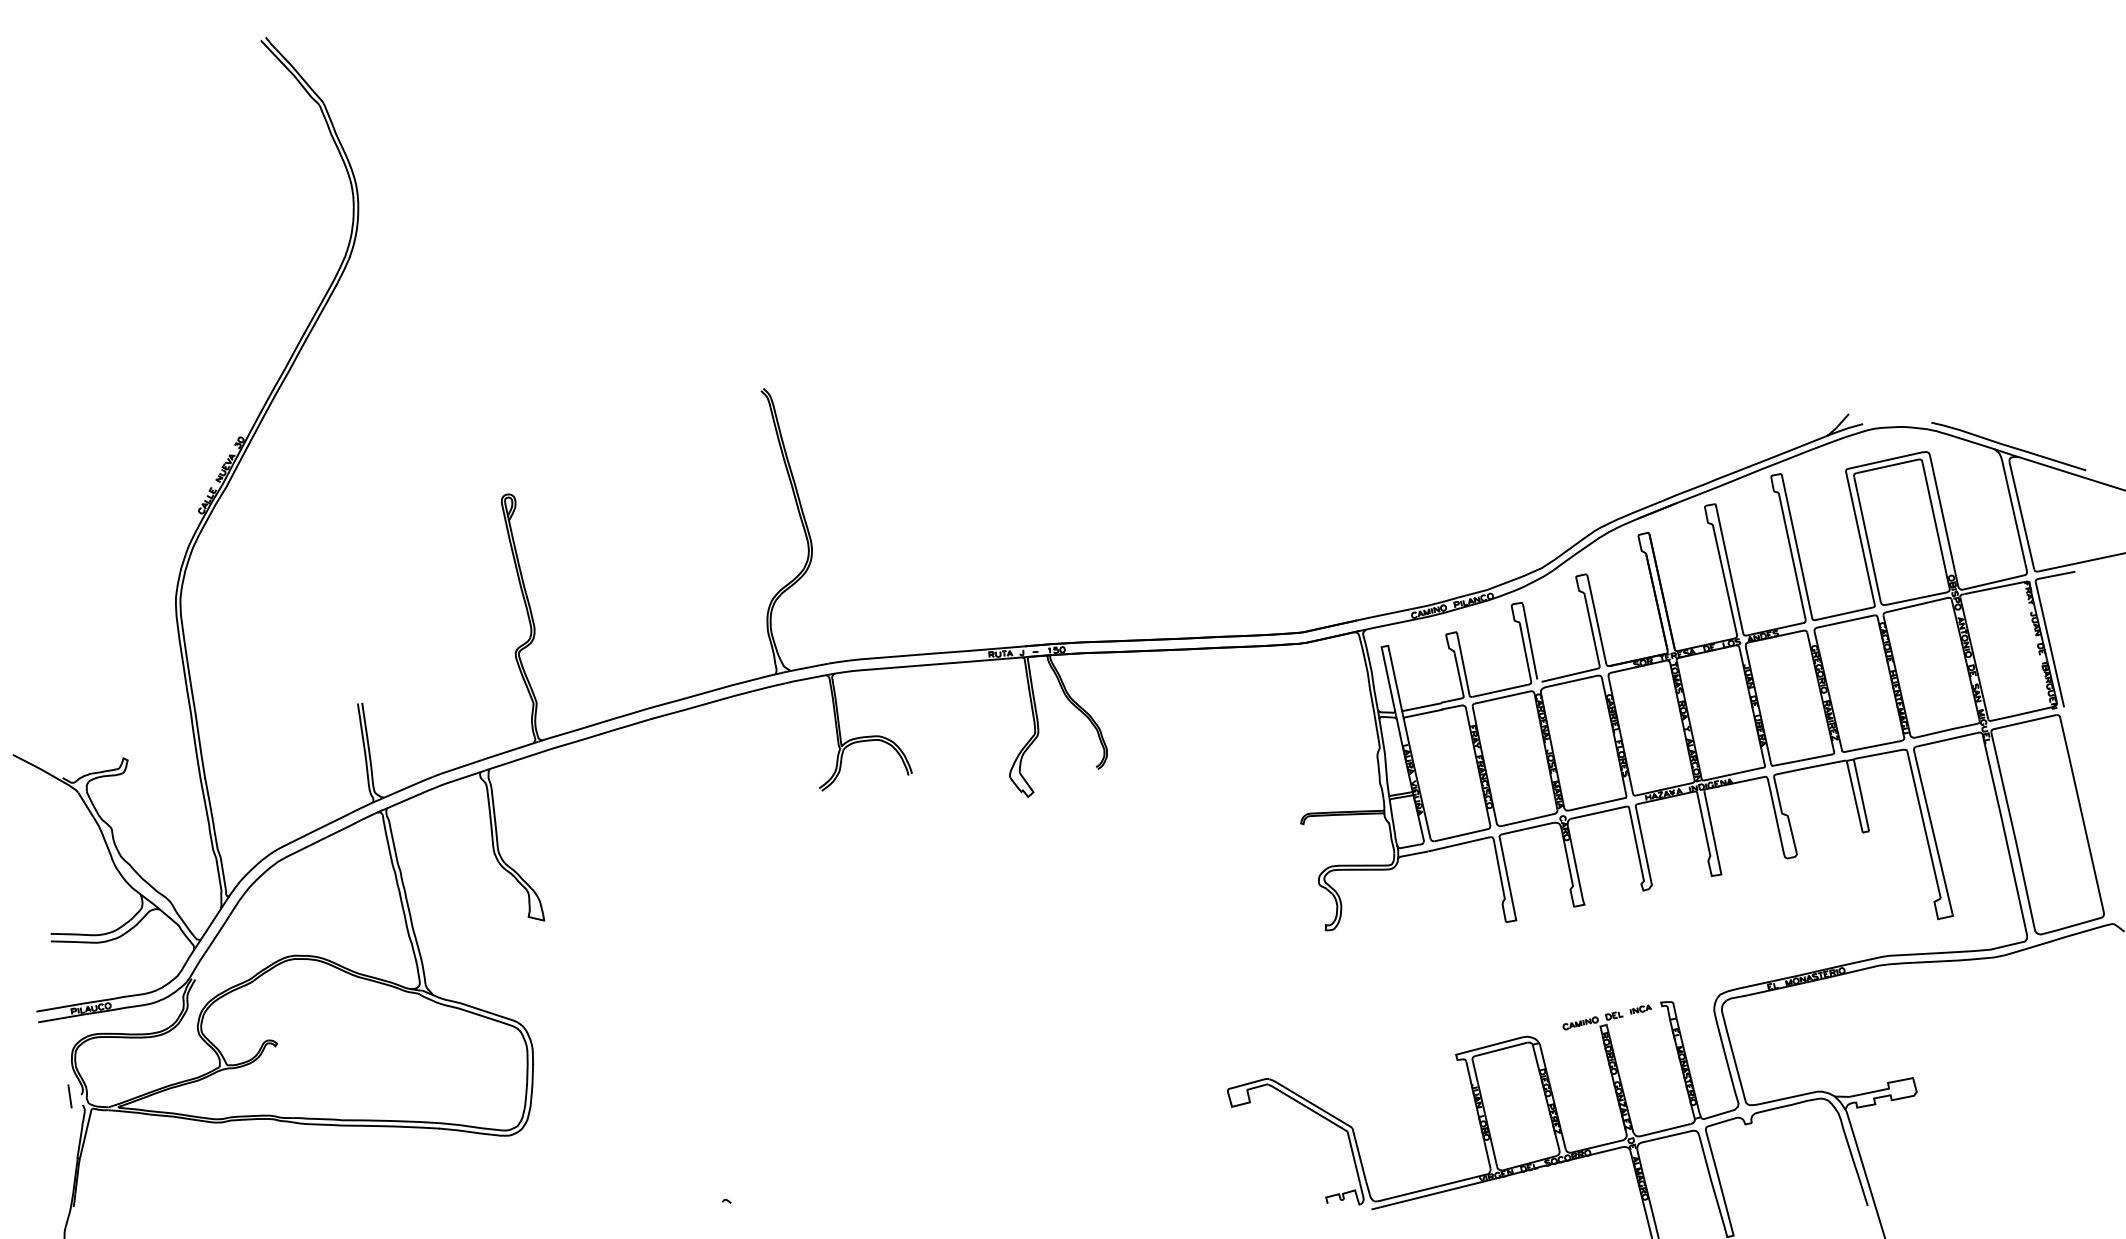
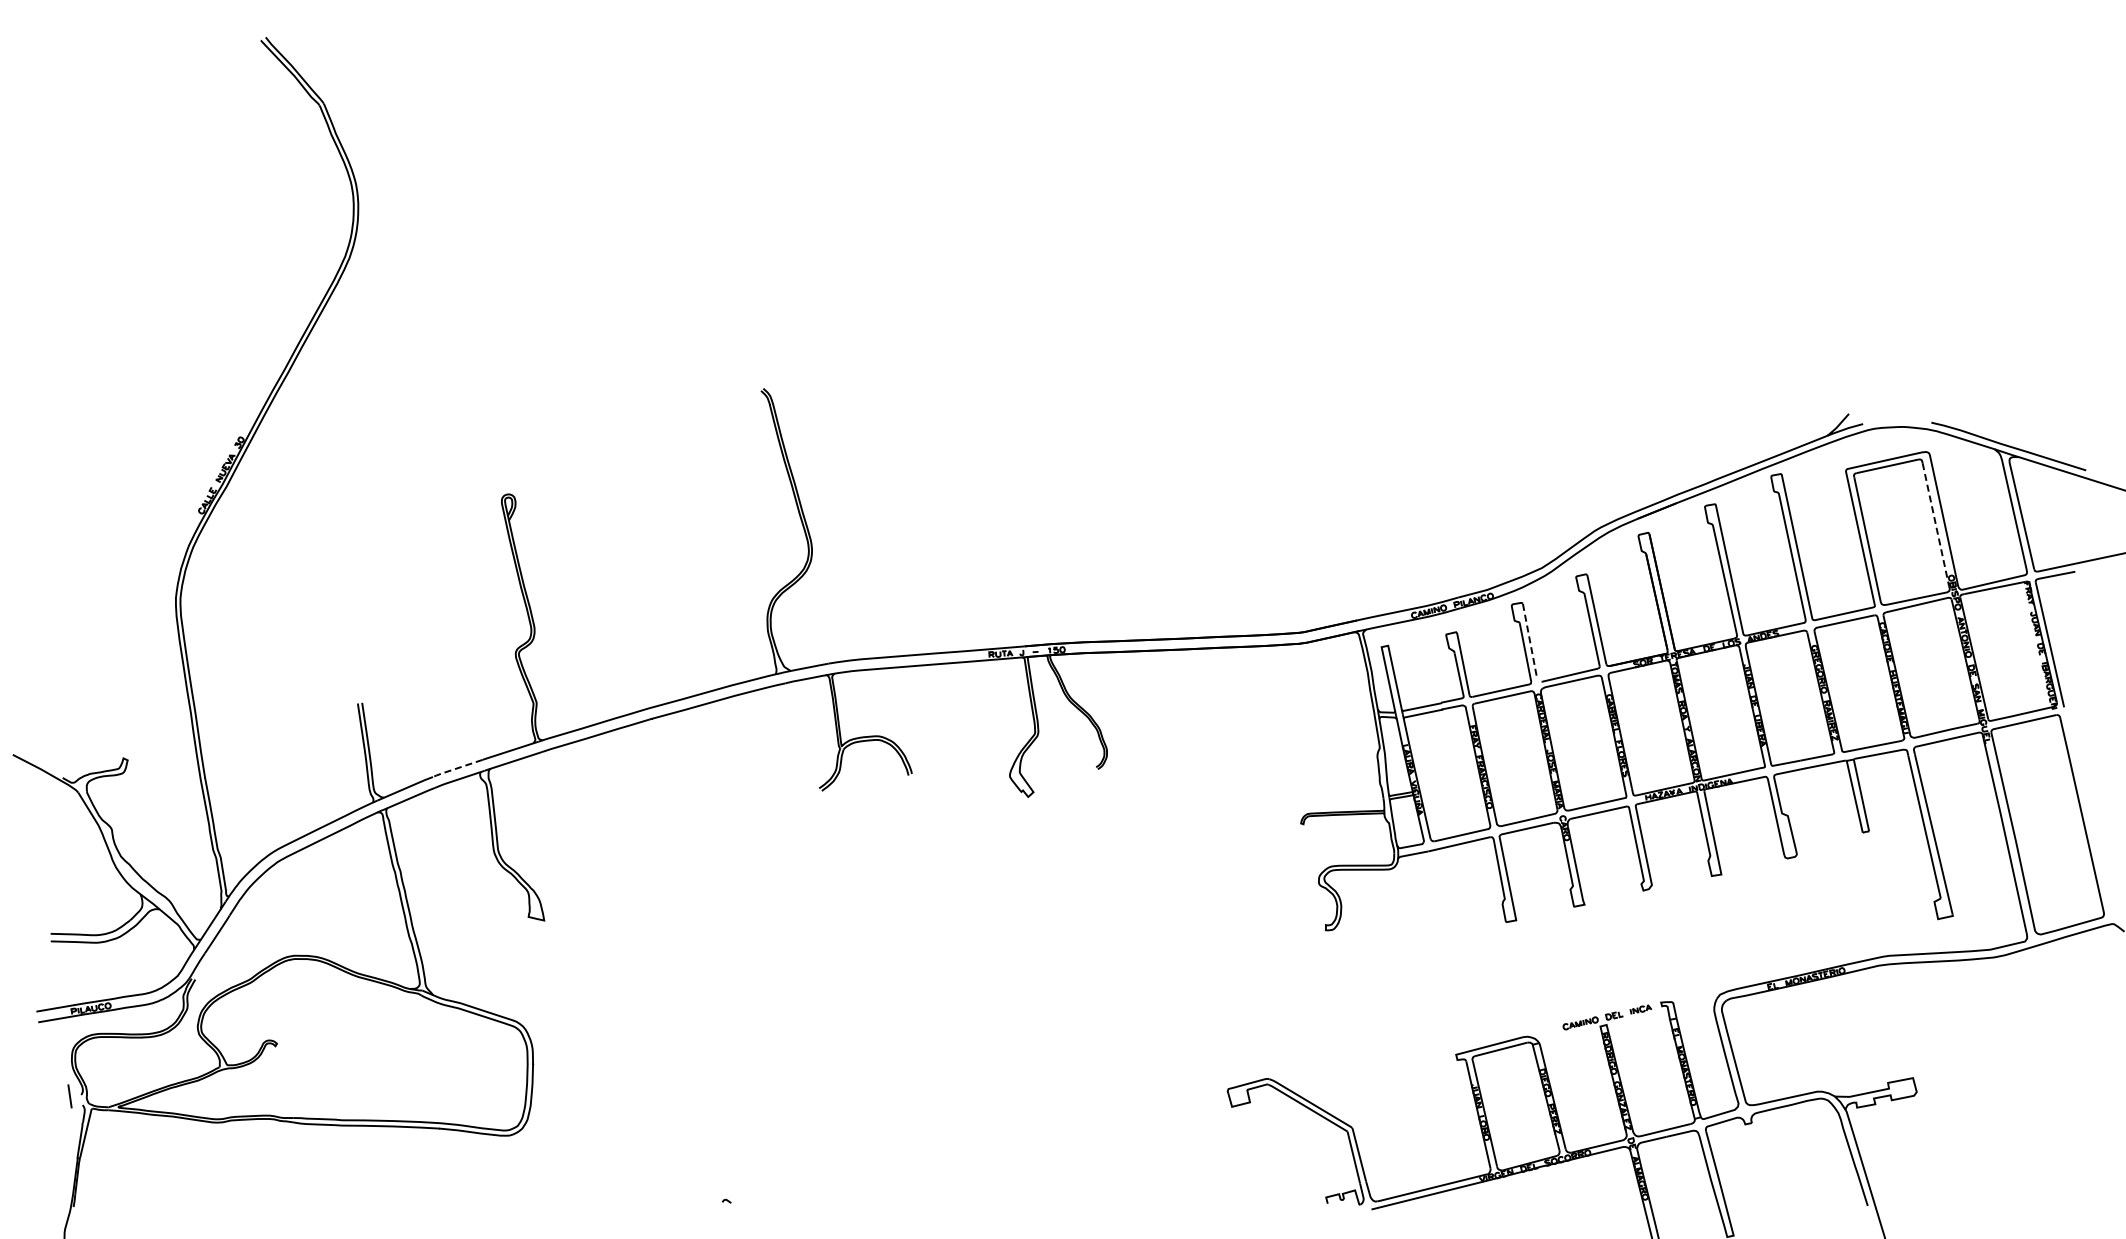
line: solid -> dashed (1936, 525)
line: solid -> dashed (1530, 642)
line: solid -> dashed (456, 768)
